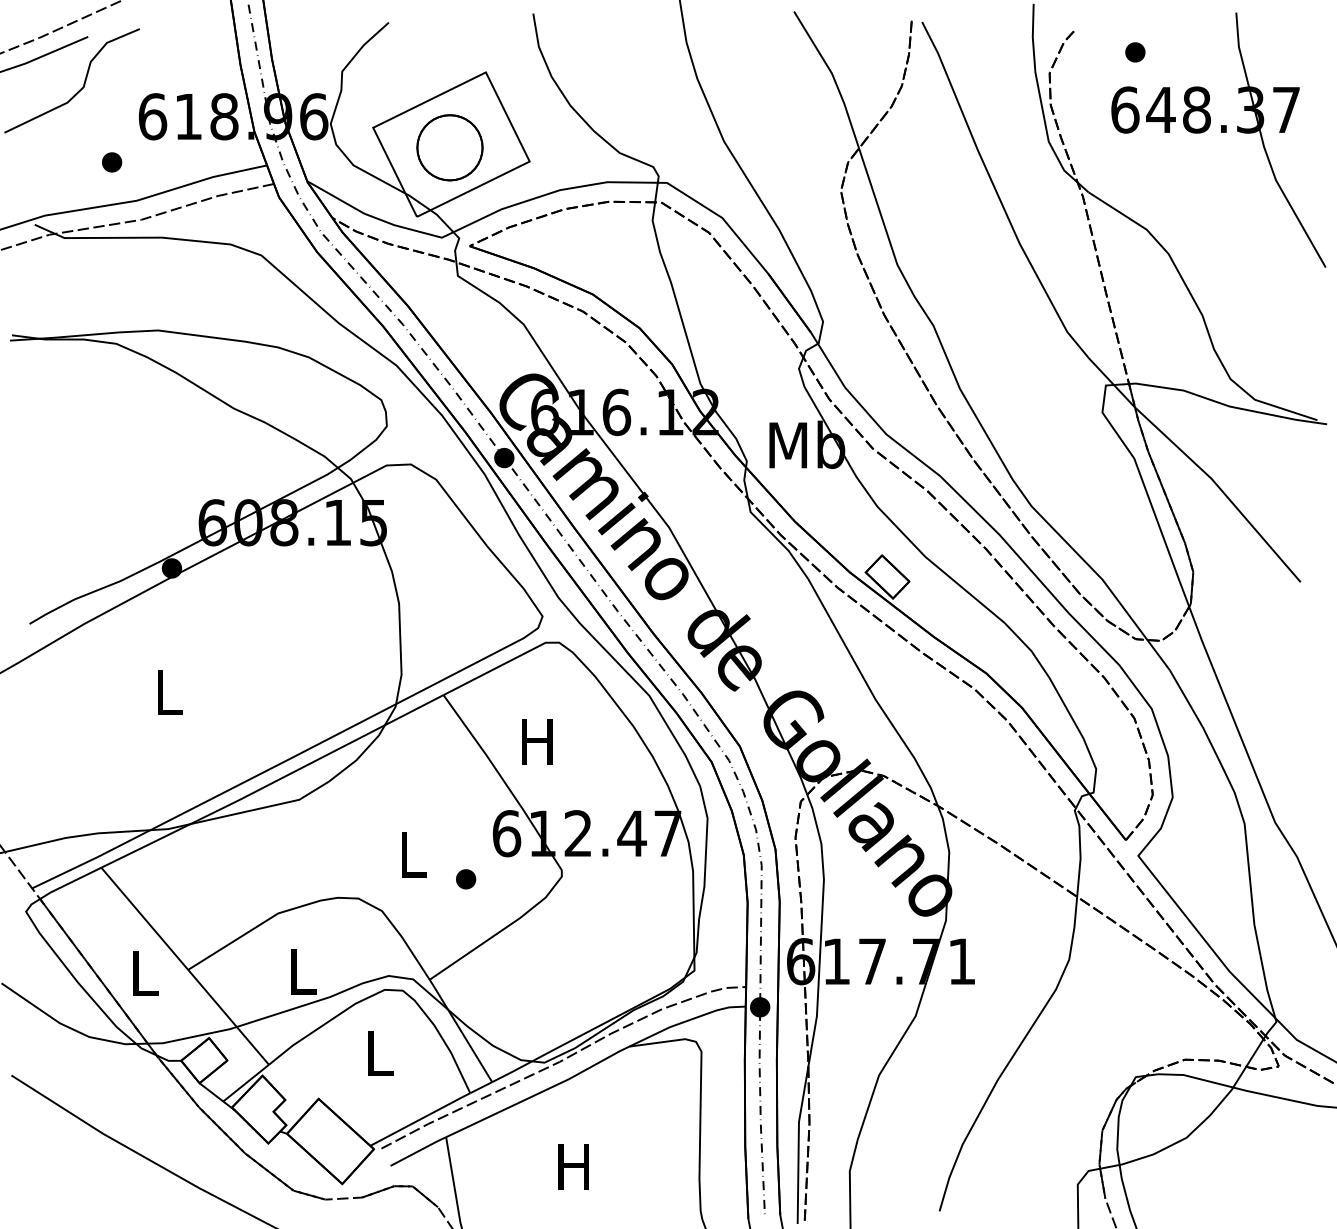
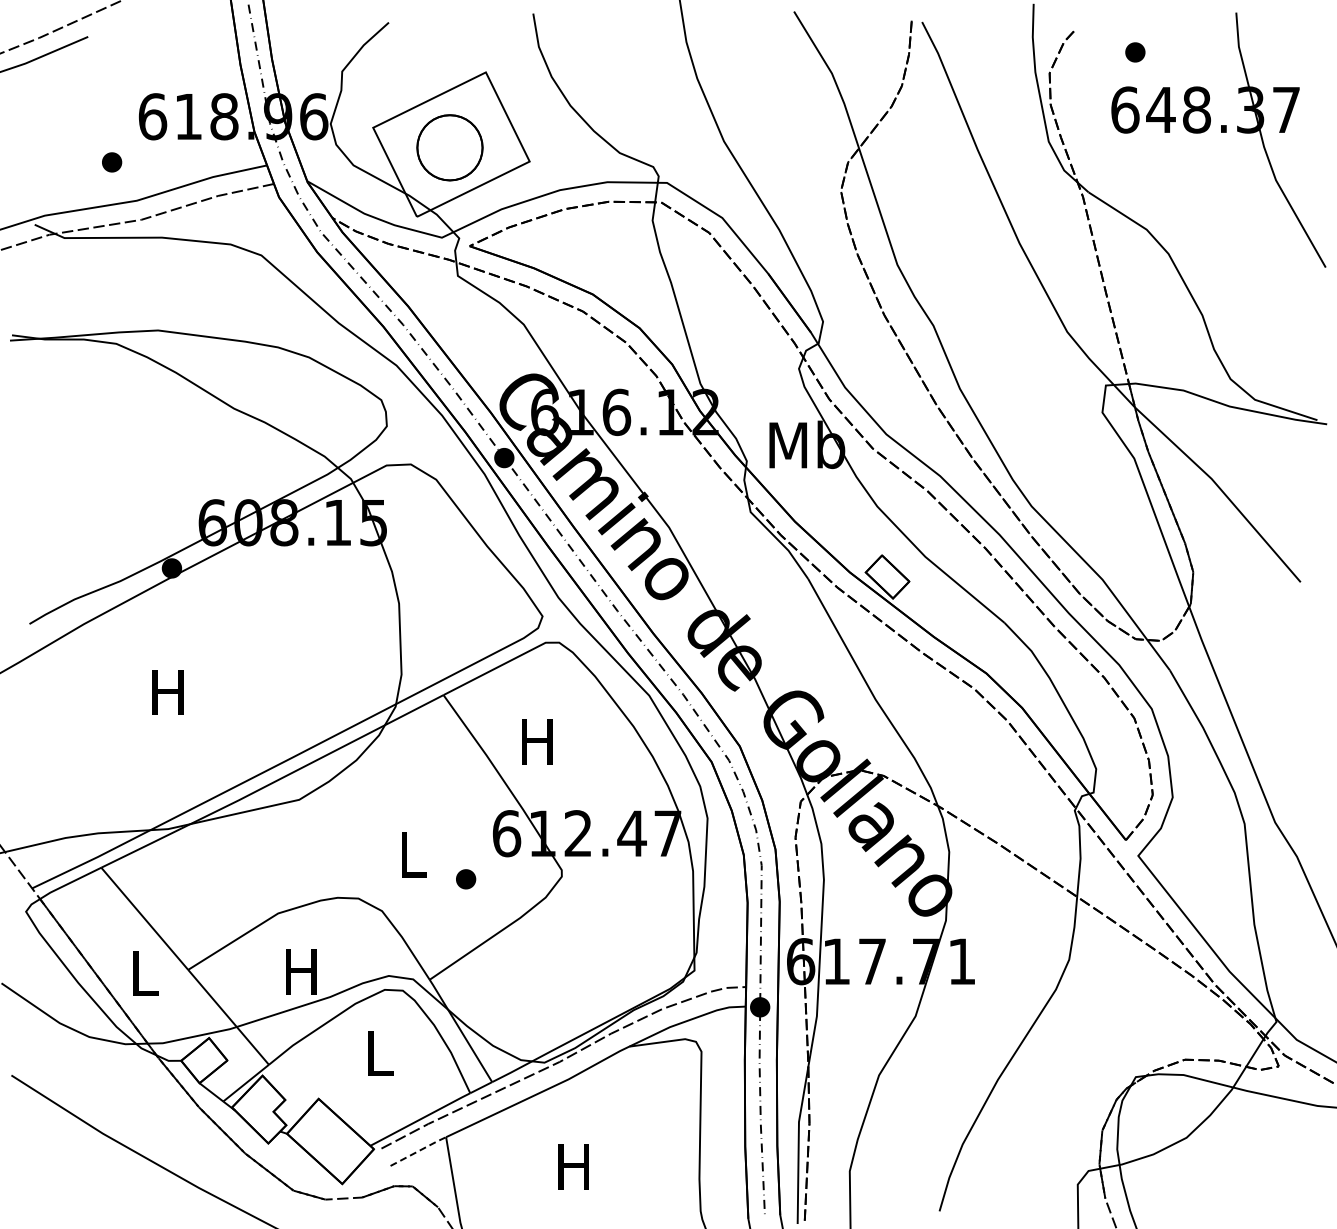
curve: present -> none (80, 88)
text: L -> H (167, 692)
text: L -> H (301, 971)
line: solid -> dashed (419, 1150)
